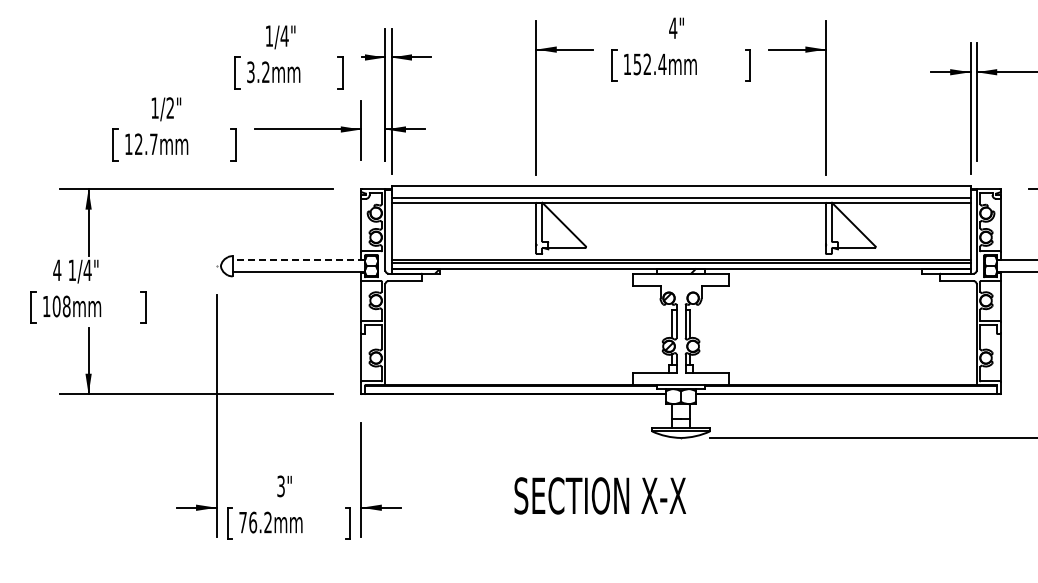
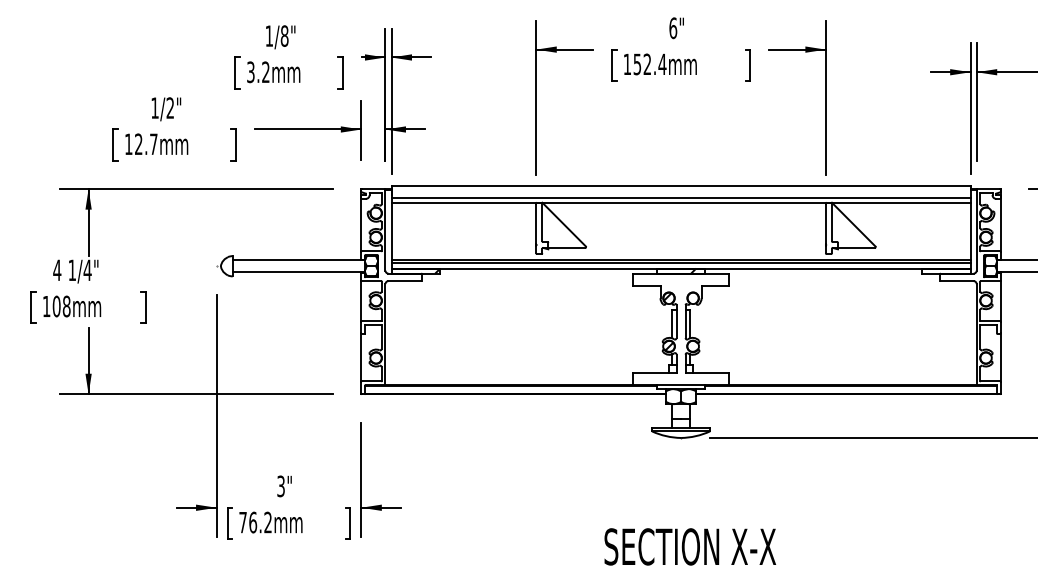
text: 4" -> 6" (673, 28)
text: 1/4" -> 1/8" (284, 35)
line: dashed -> solid (298, 260)
text position: (600, 495) -> (690, 546) (690, 546)
